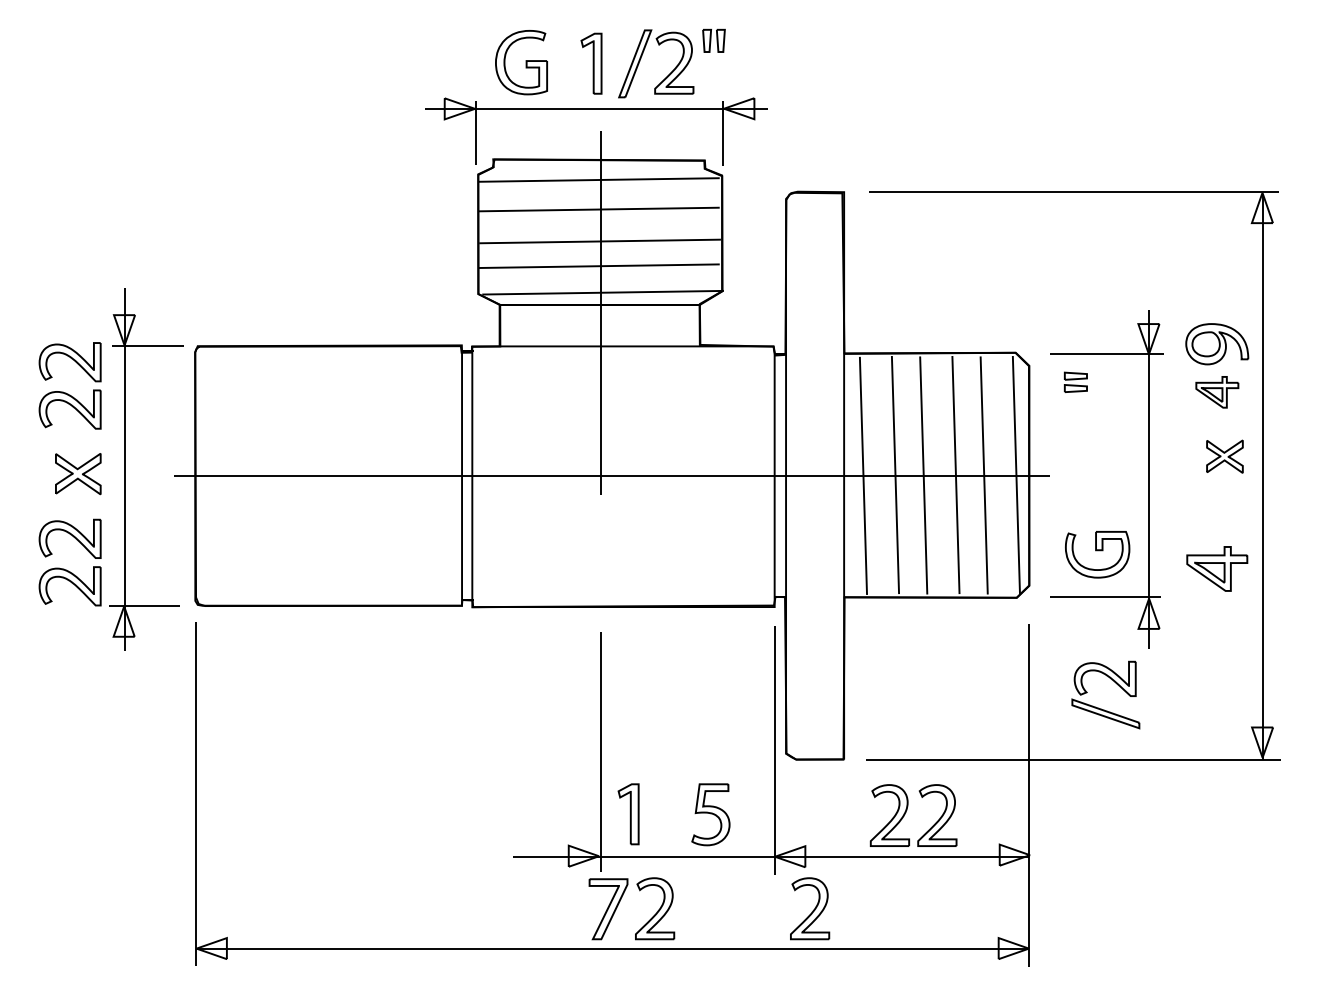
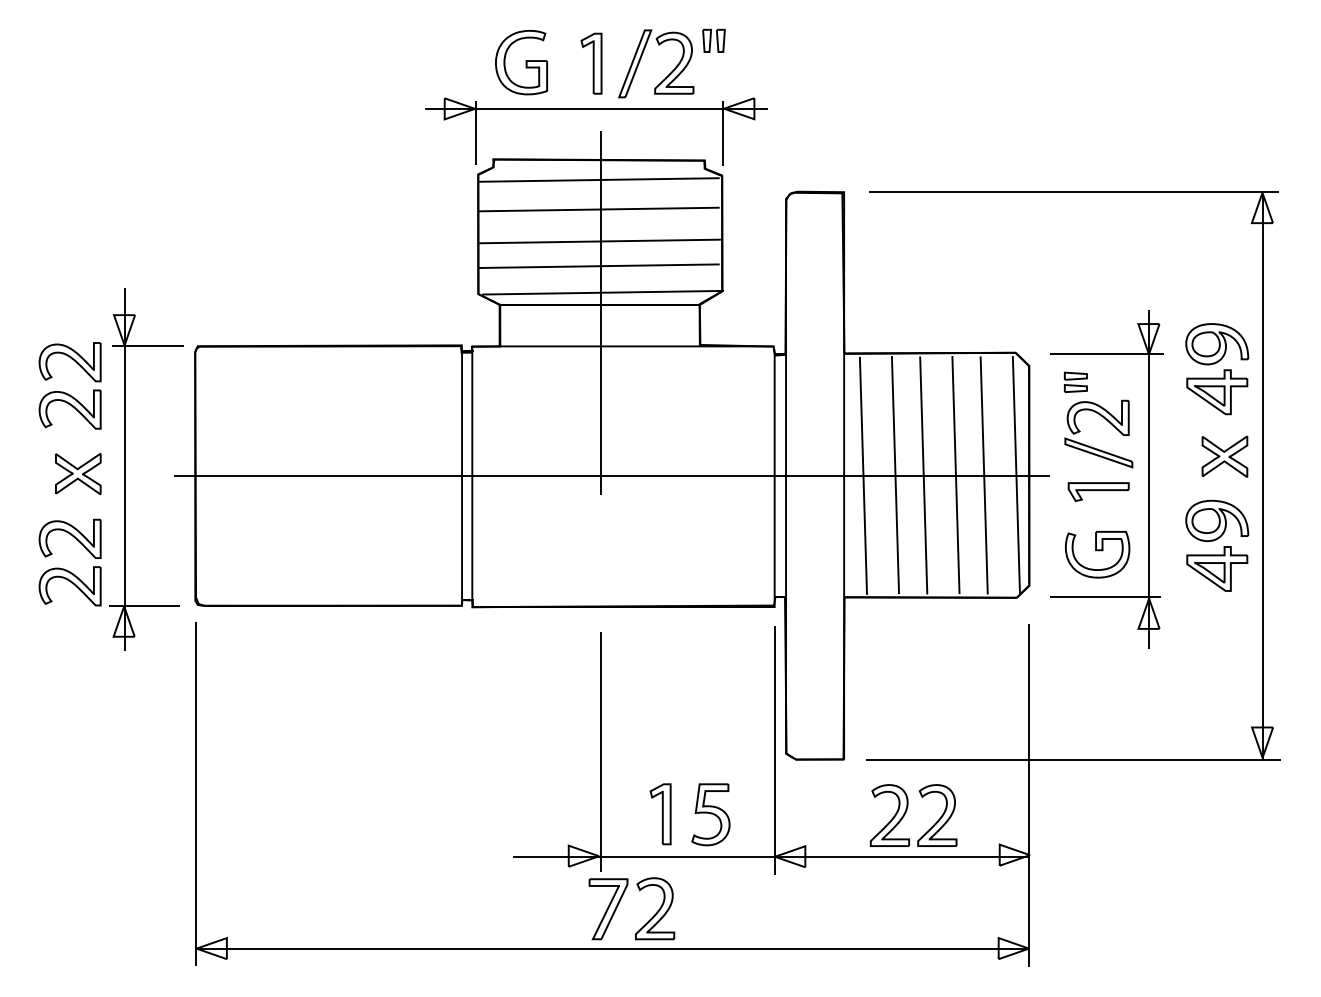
part size: 45x33 px -> 63x47 px (1217, 392)
part size: 38x35 px -> 48x43 px (1224, 456)
part: none -> present (1098, 491)
part: none -> present (1217, 520)
part position: (1101, 708) -> (1094, 447) (1094, 447)
part position: (628, 814) -> (660, 814) (660, 814)
part: present -> none (810, 908)
